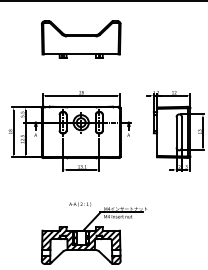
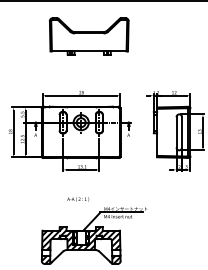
part position: (80, 39) -> (88, 36) (88, 36)
text position: (80, 204) -> (78, 199) (78, 199)
